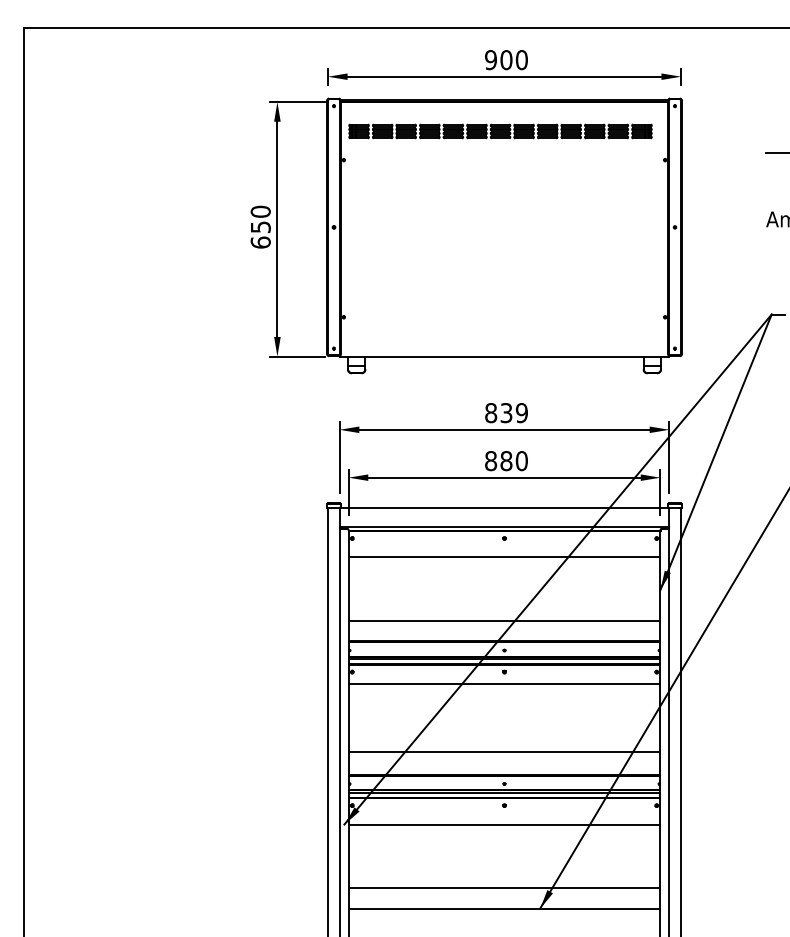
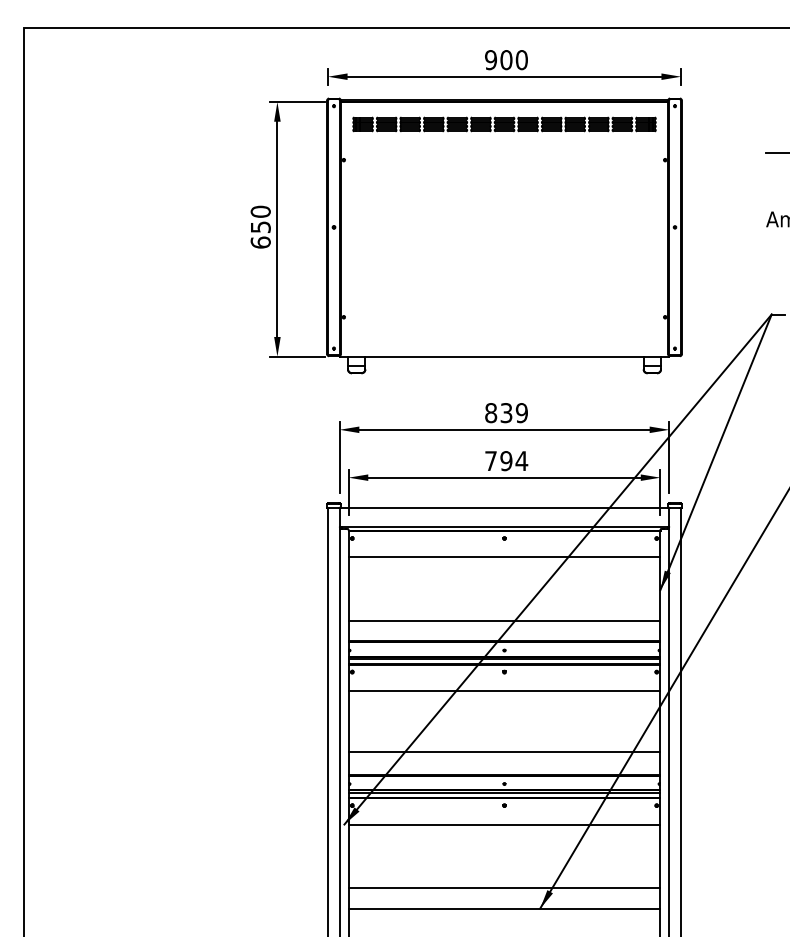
part position: (500, 131) -> (504, 124) (504, 124)
text: 880 -> 794 (506, 461)
line position: (504, 683) -> (504, 690) (504, 690)
